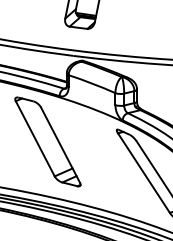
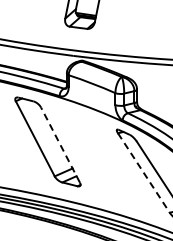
line: solid -> dashed (60, 144)
line: solid -> dashed (144, 173)
